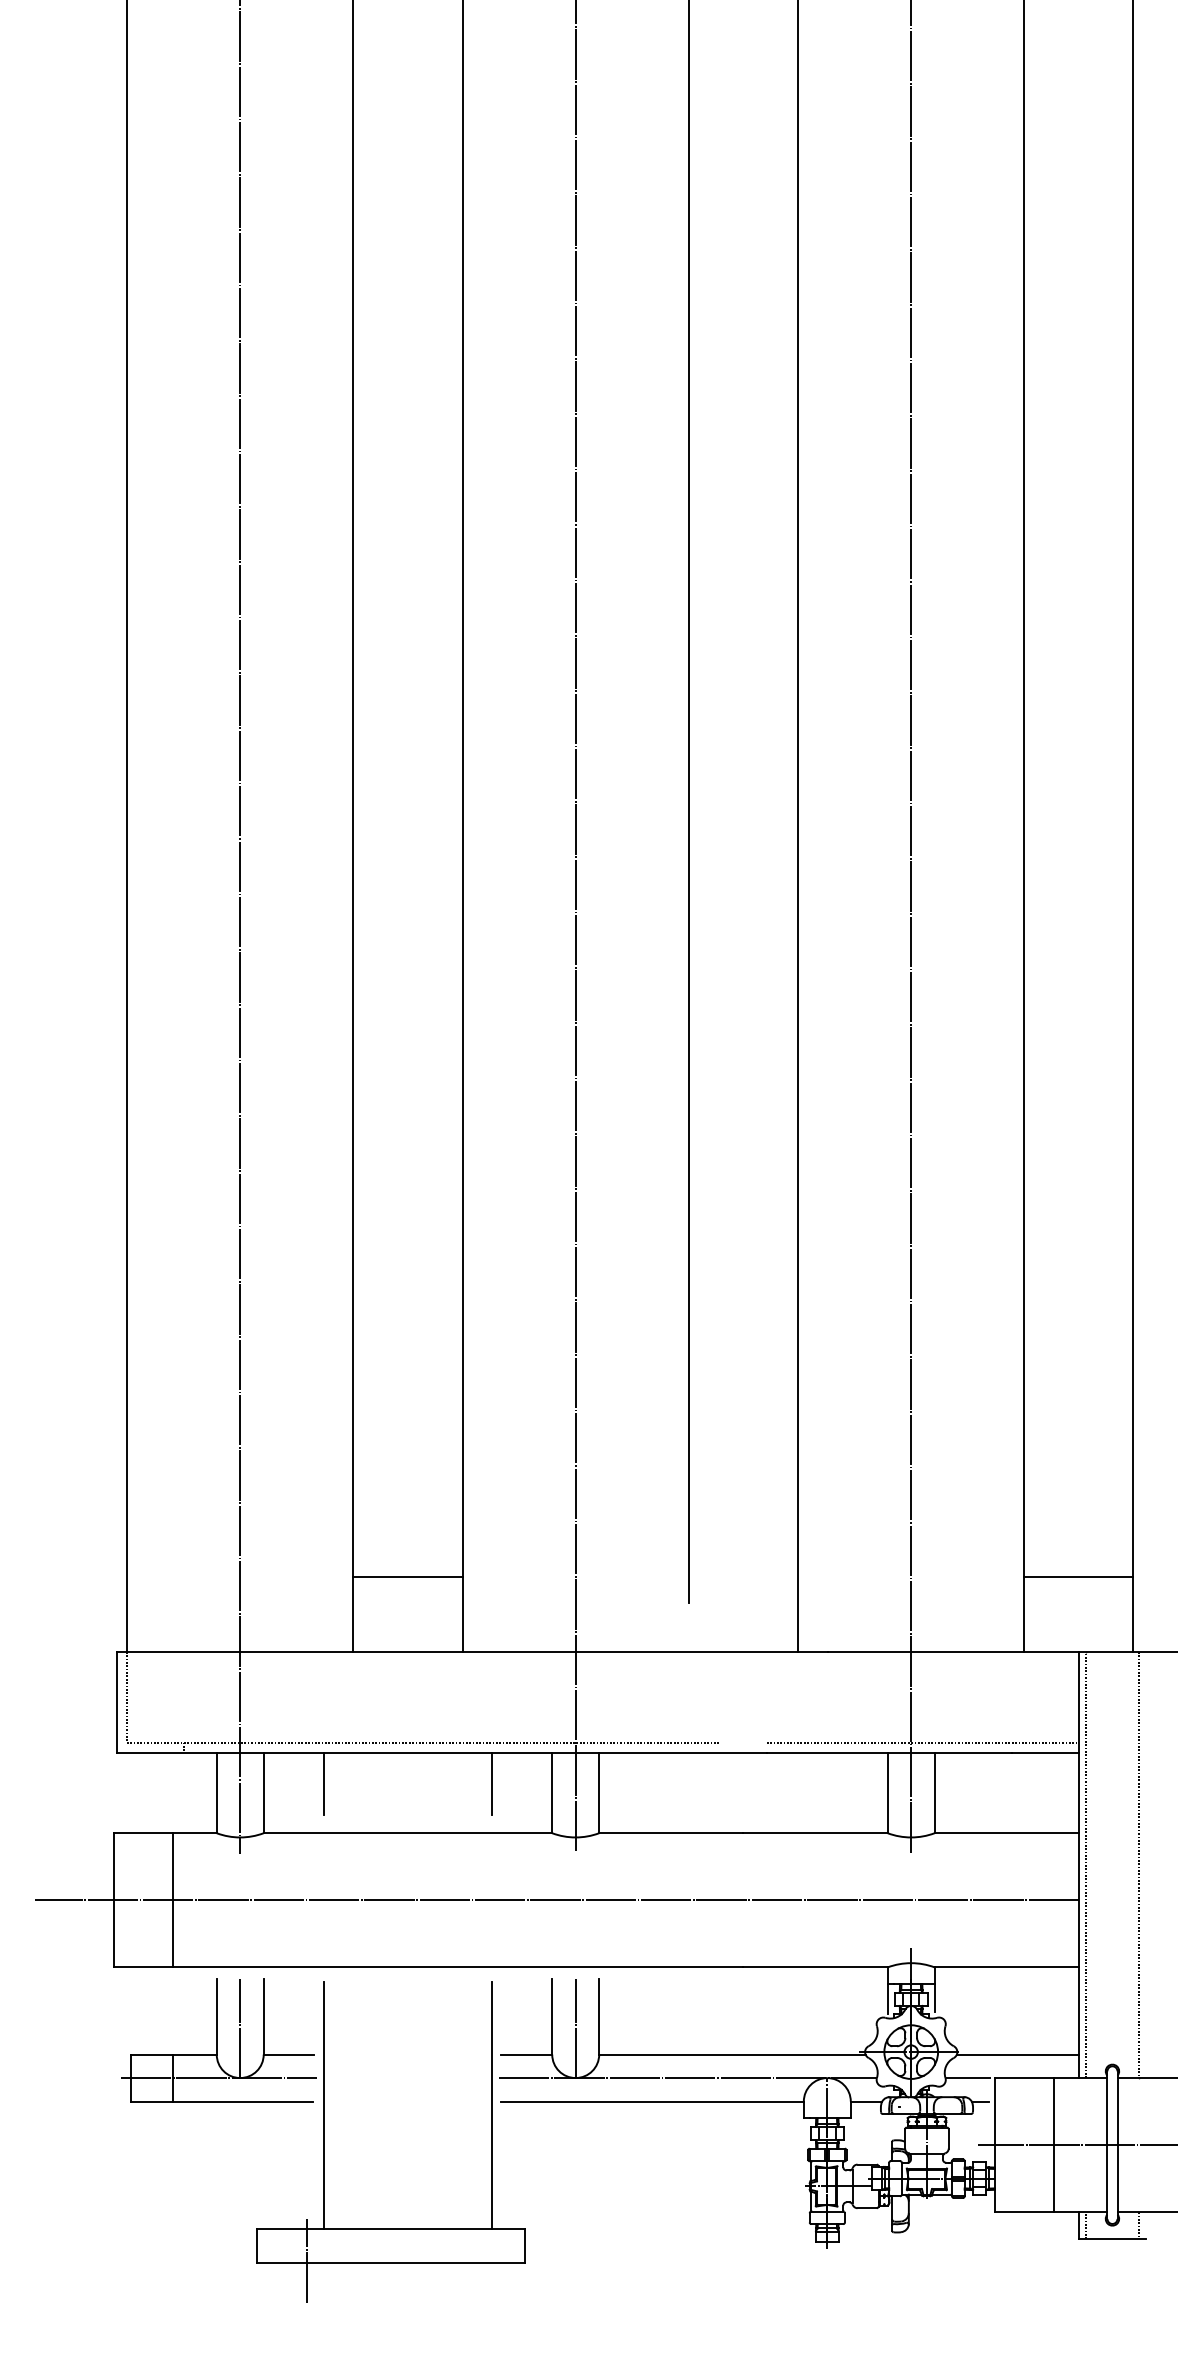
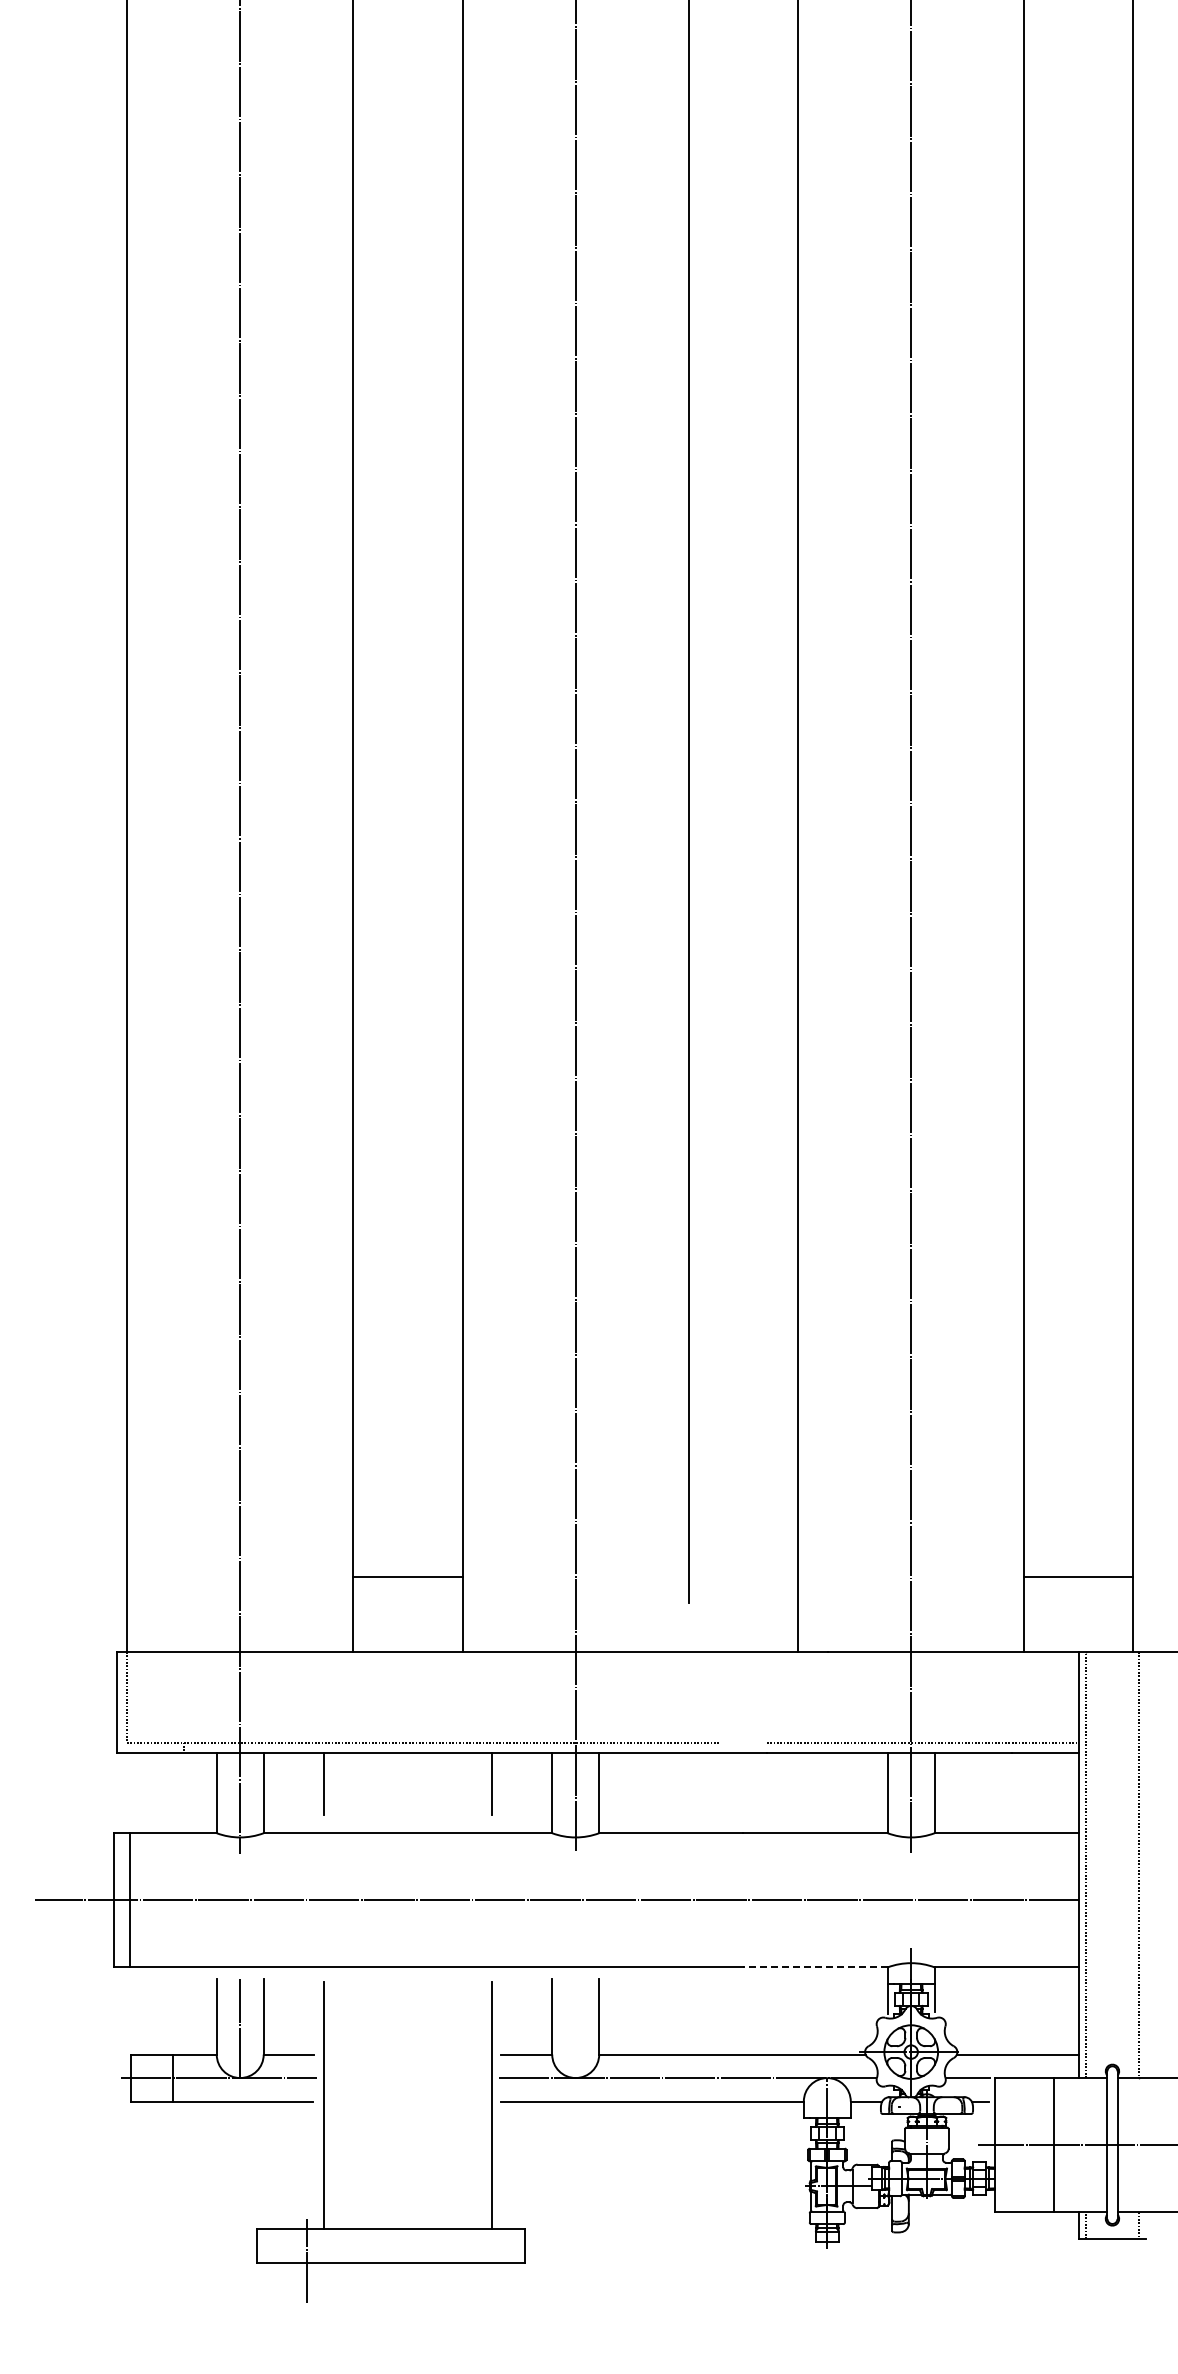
line position: (173, 1900) -> (130, 1900) (130, 1900)
line: solid -> dashed (815, 1967)
line: present -> none (575, 2028)
